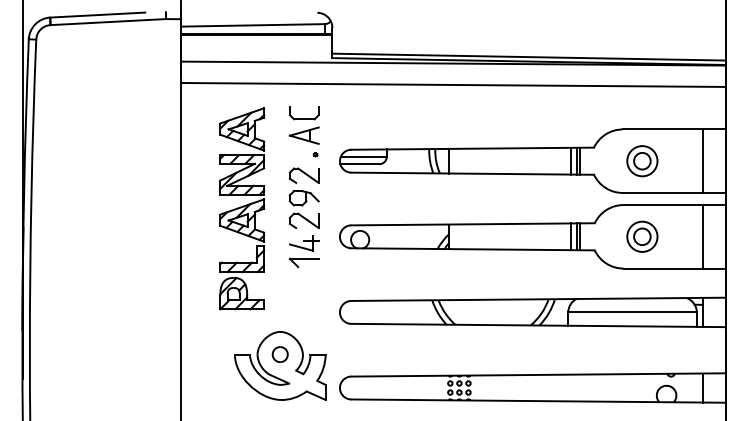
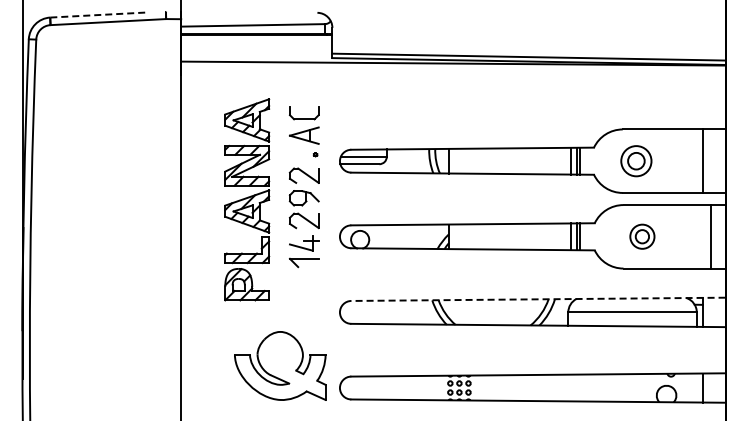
line: solid -> dashed (97, 15)
line: present -> none (453, 84)
part position: (642, 161) -> (636, 161) (636, 161)
part position: (242, 208) -> (247, 199) (247, 199)
part size: 33x33 px -> 27x27 px (642, 236)
line position: (702, 236) -> (710, 236) (710, 236)
line: solid -> dashed (537, 299)
part: present -> none (279, 354)
